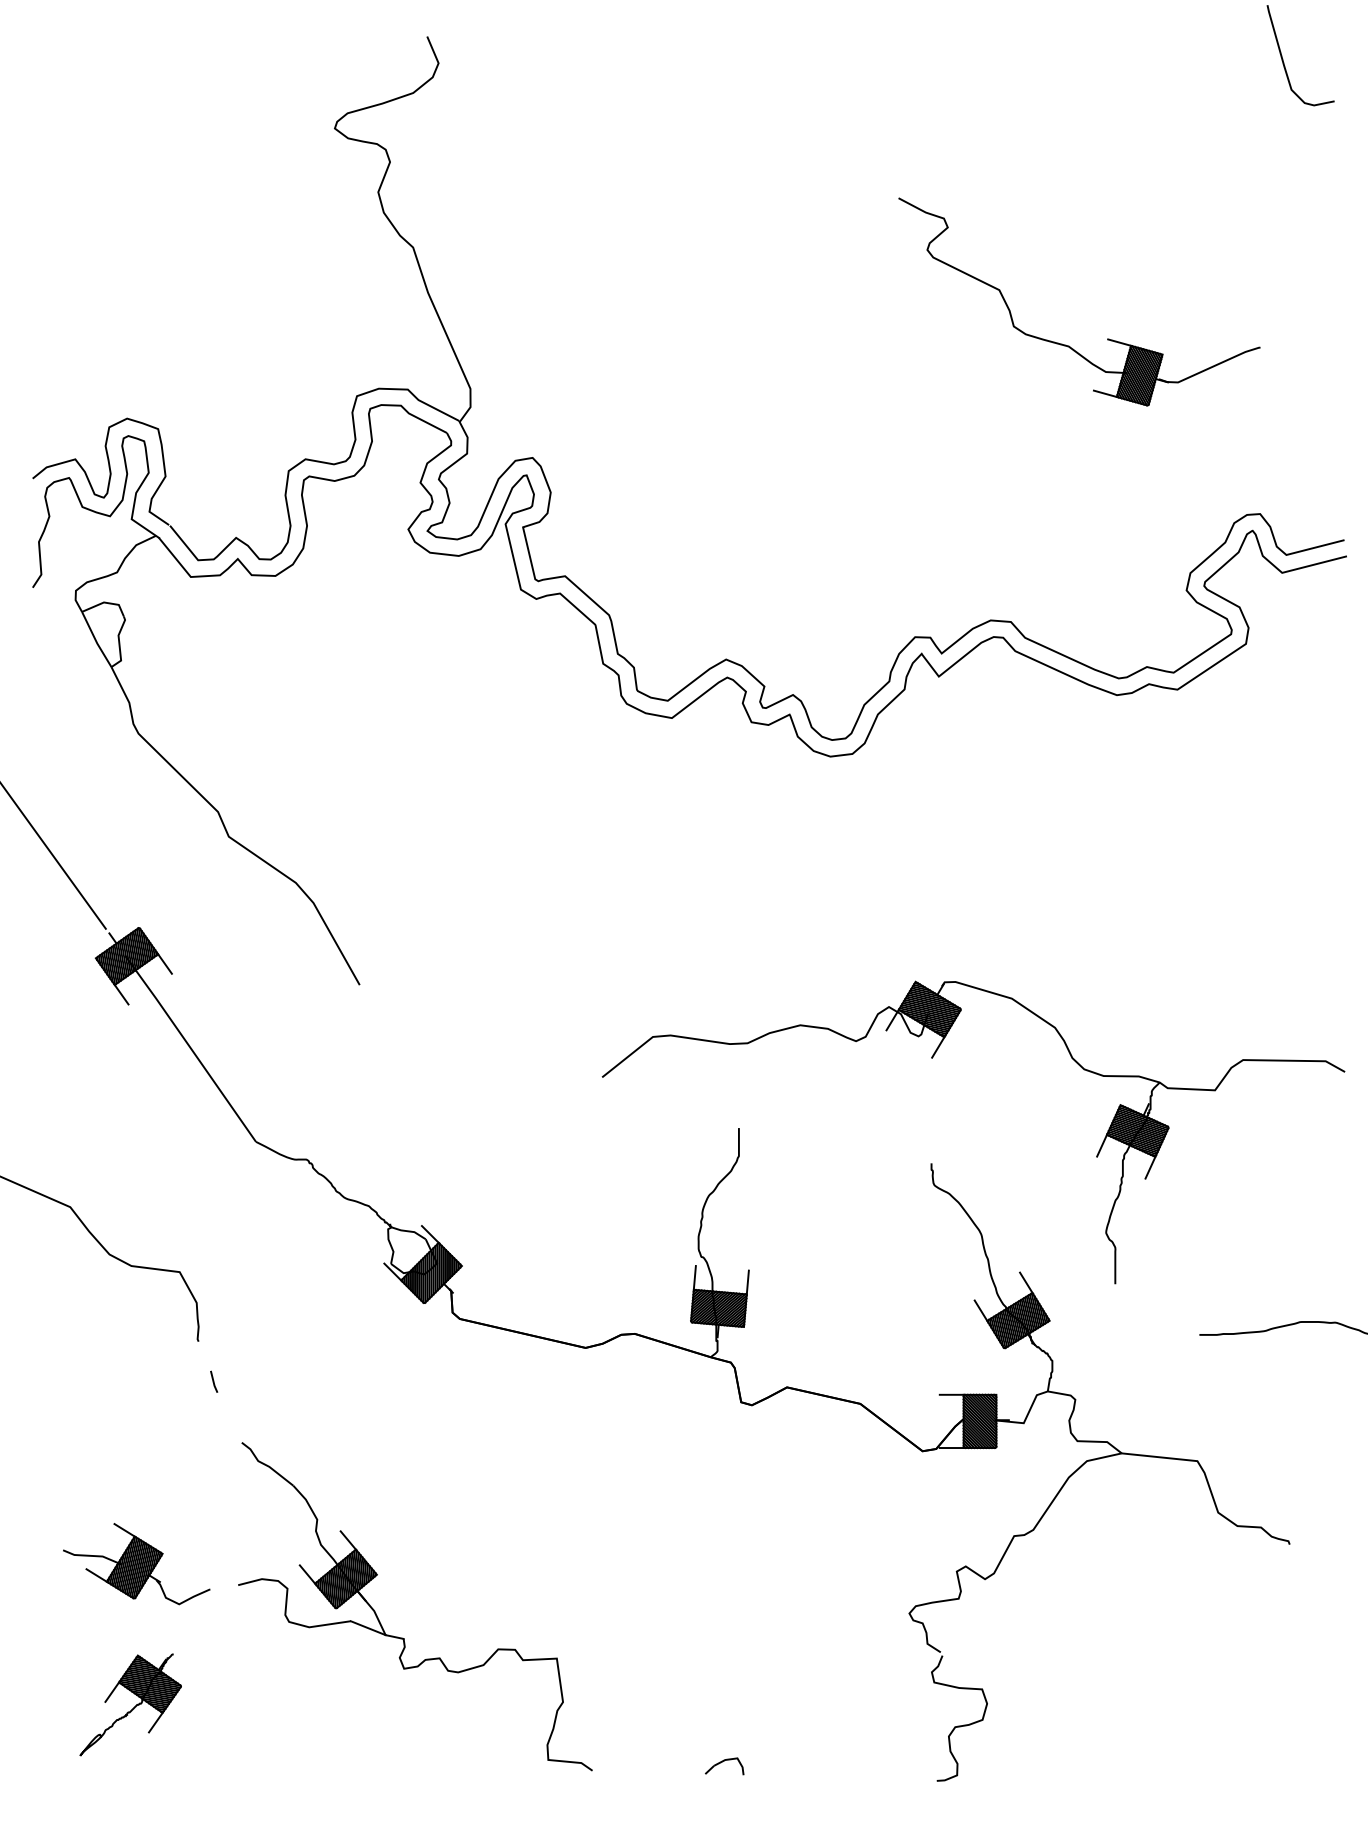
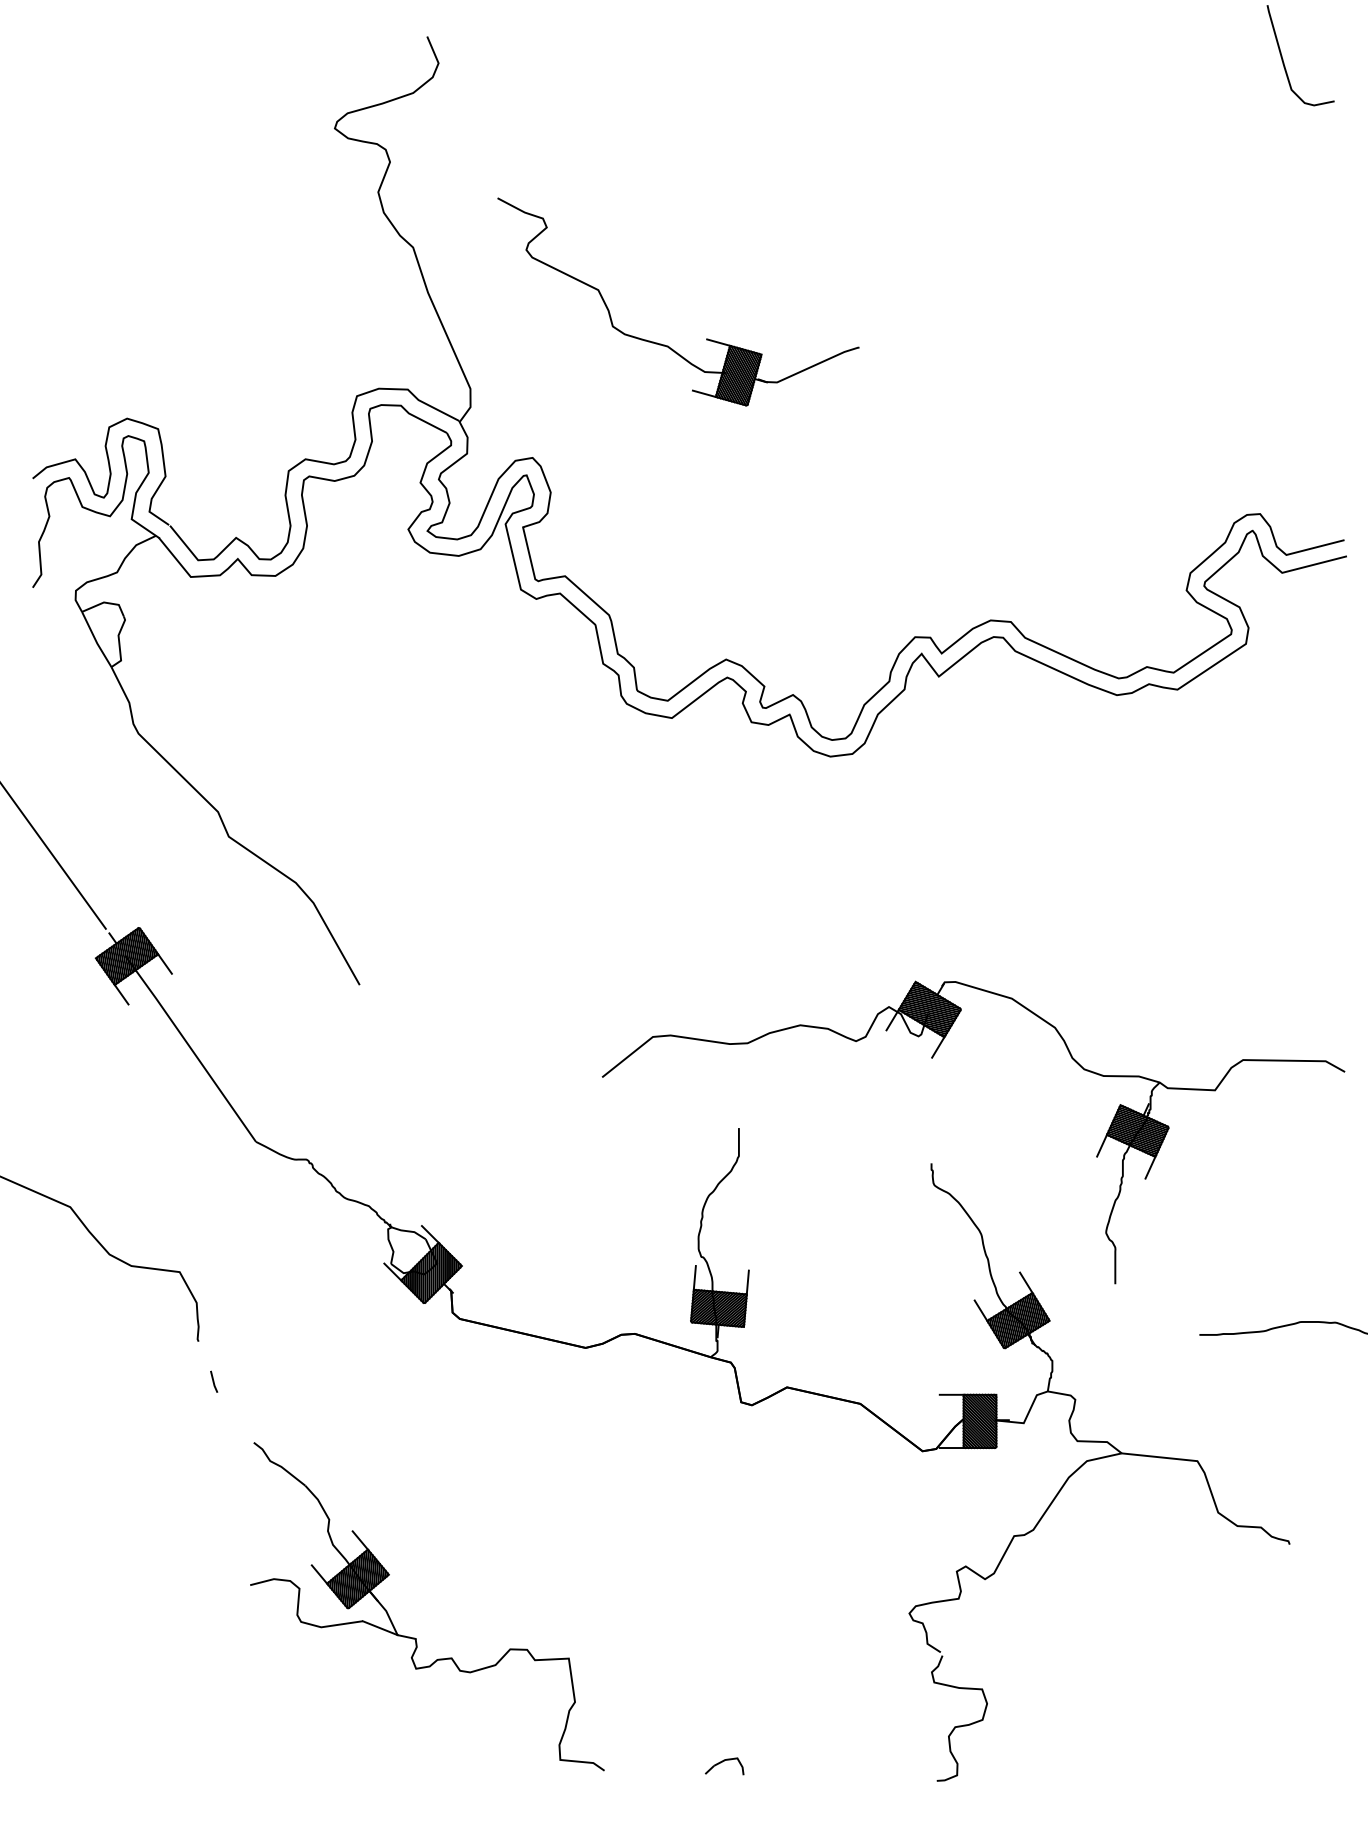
part position: (1069, 345) -> (668, 345) (668, 345)
part: present -> none (136, 1564)
part position: (402, 1637) -> (414, 1637) (414, 1637)
part: present -> none (130, 1704)
